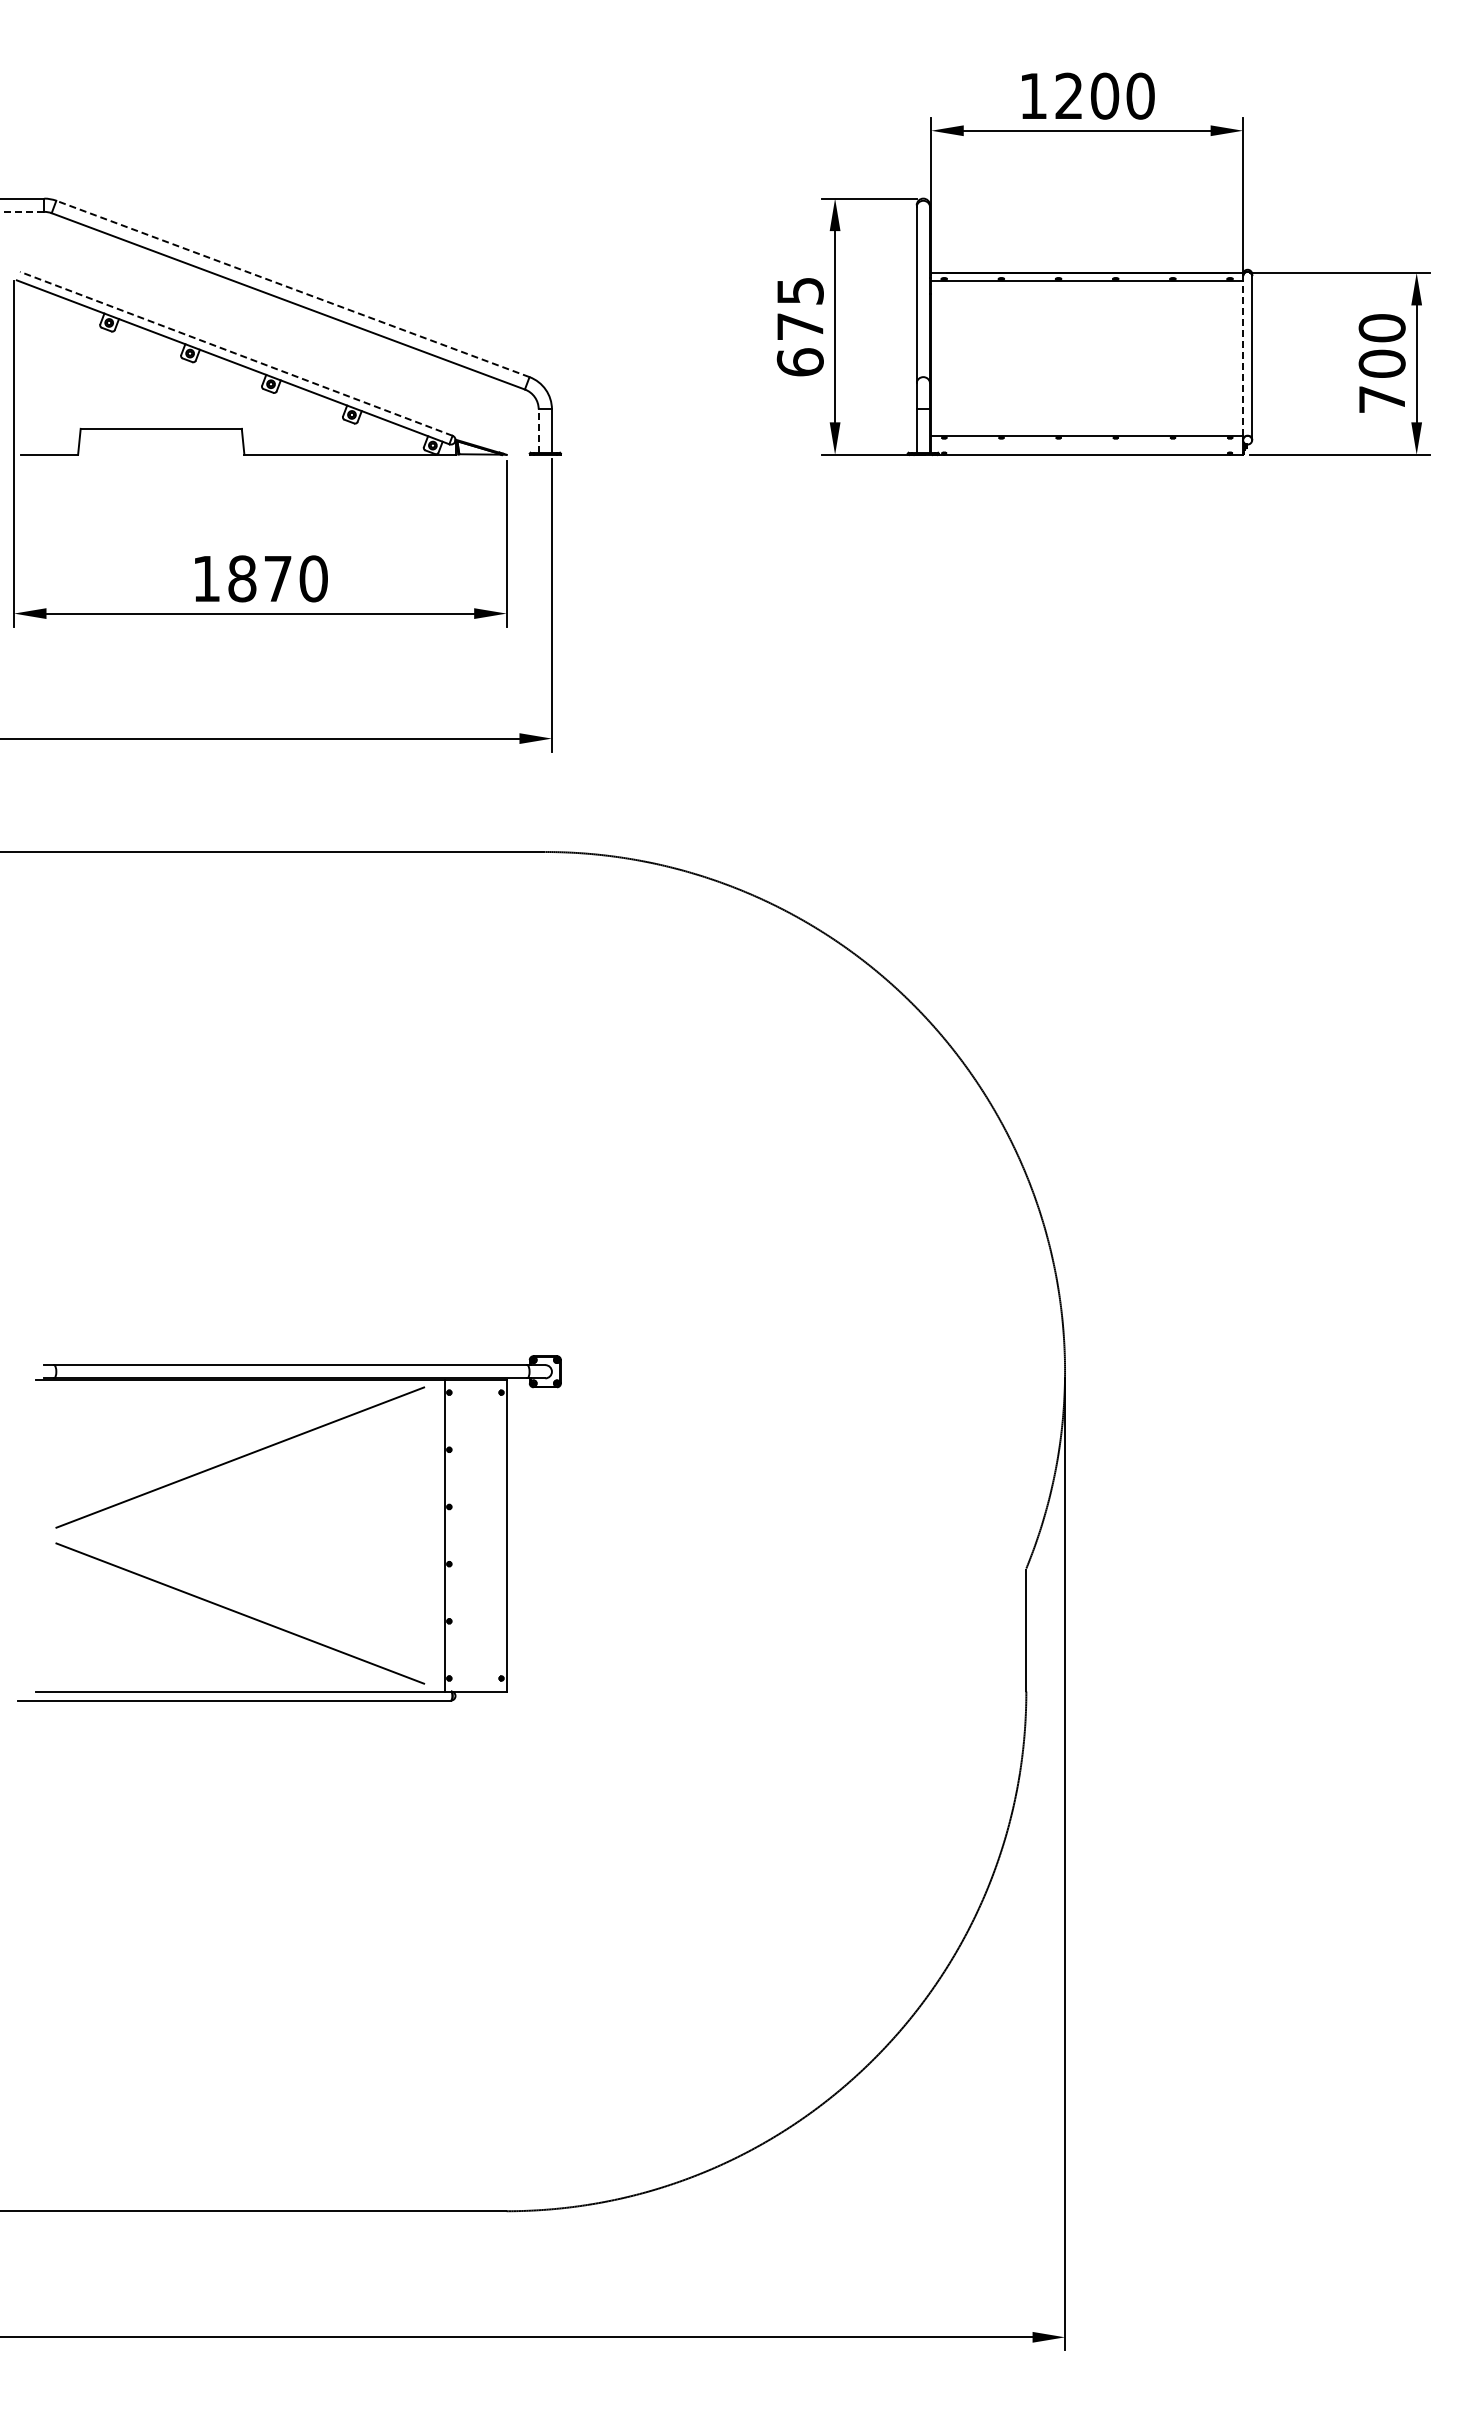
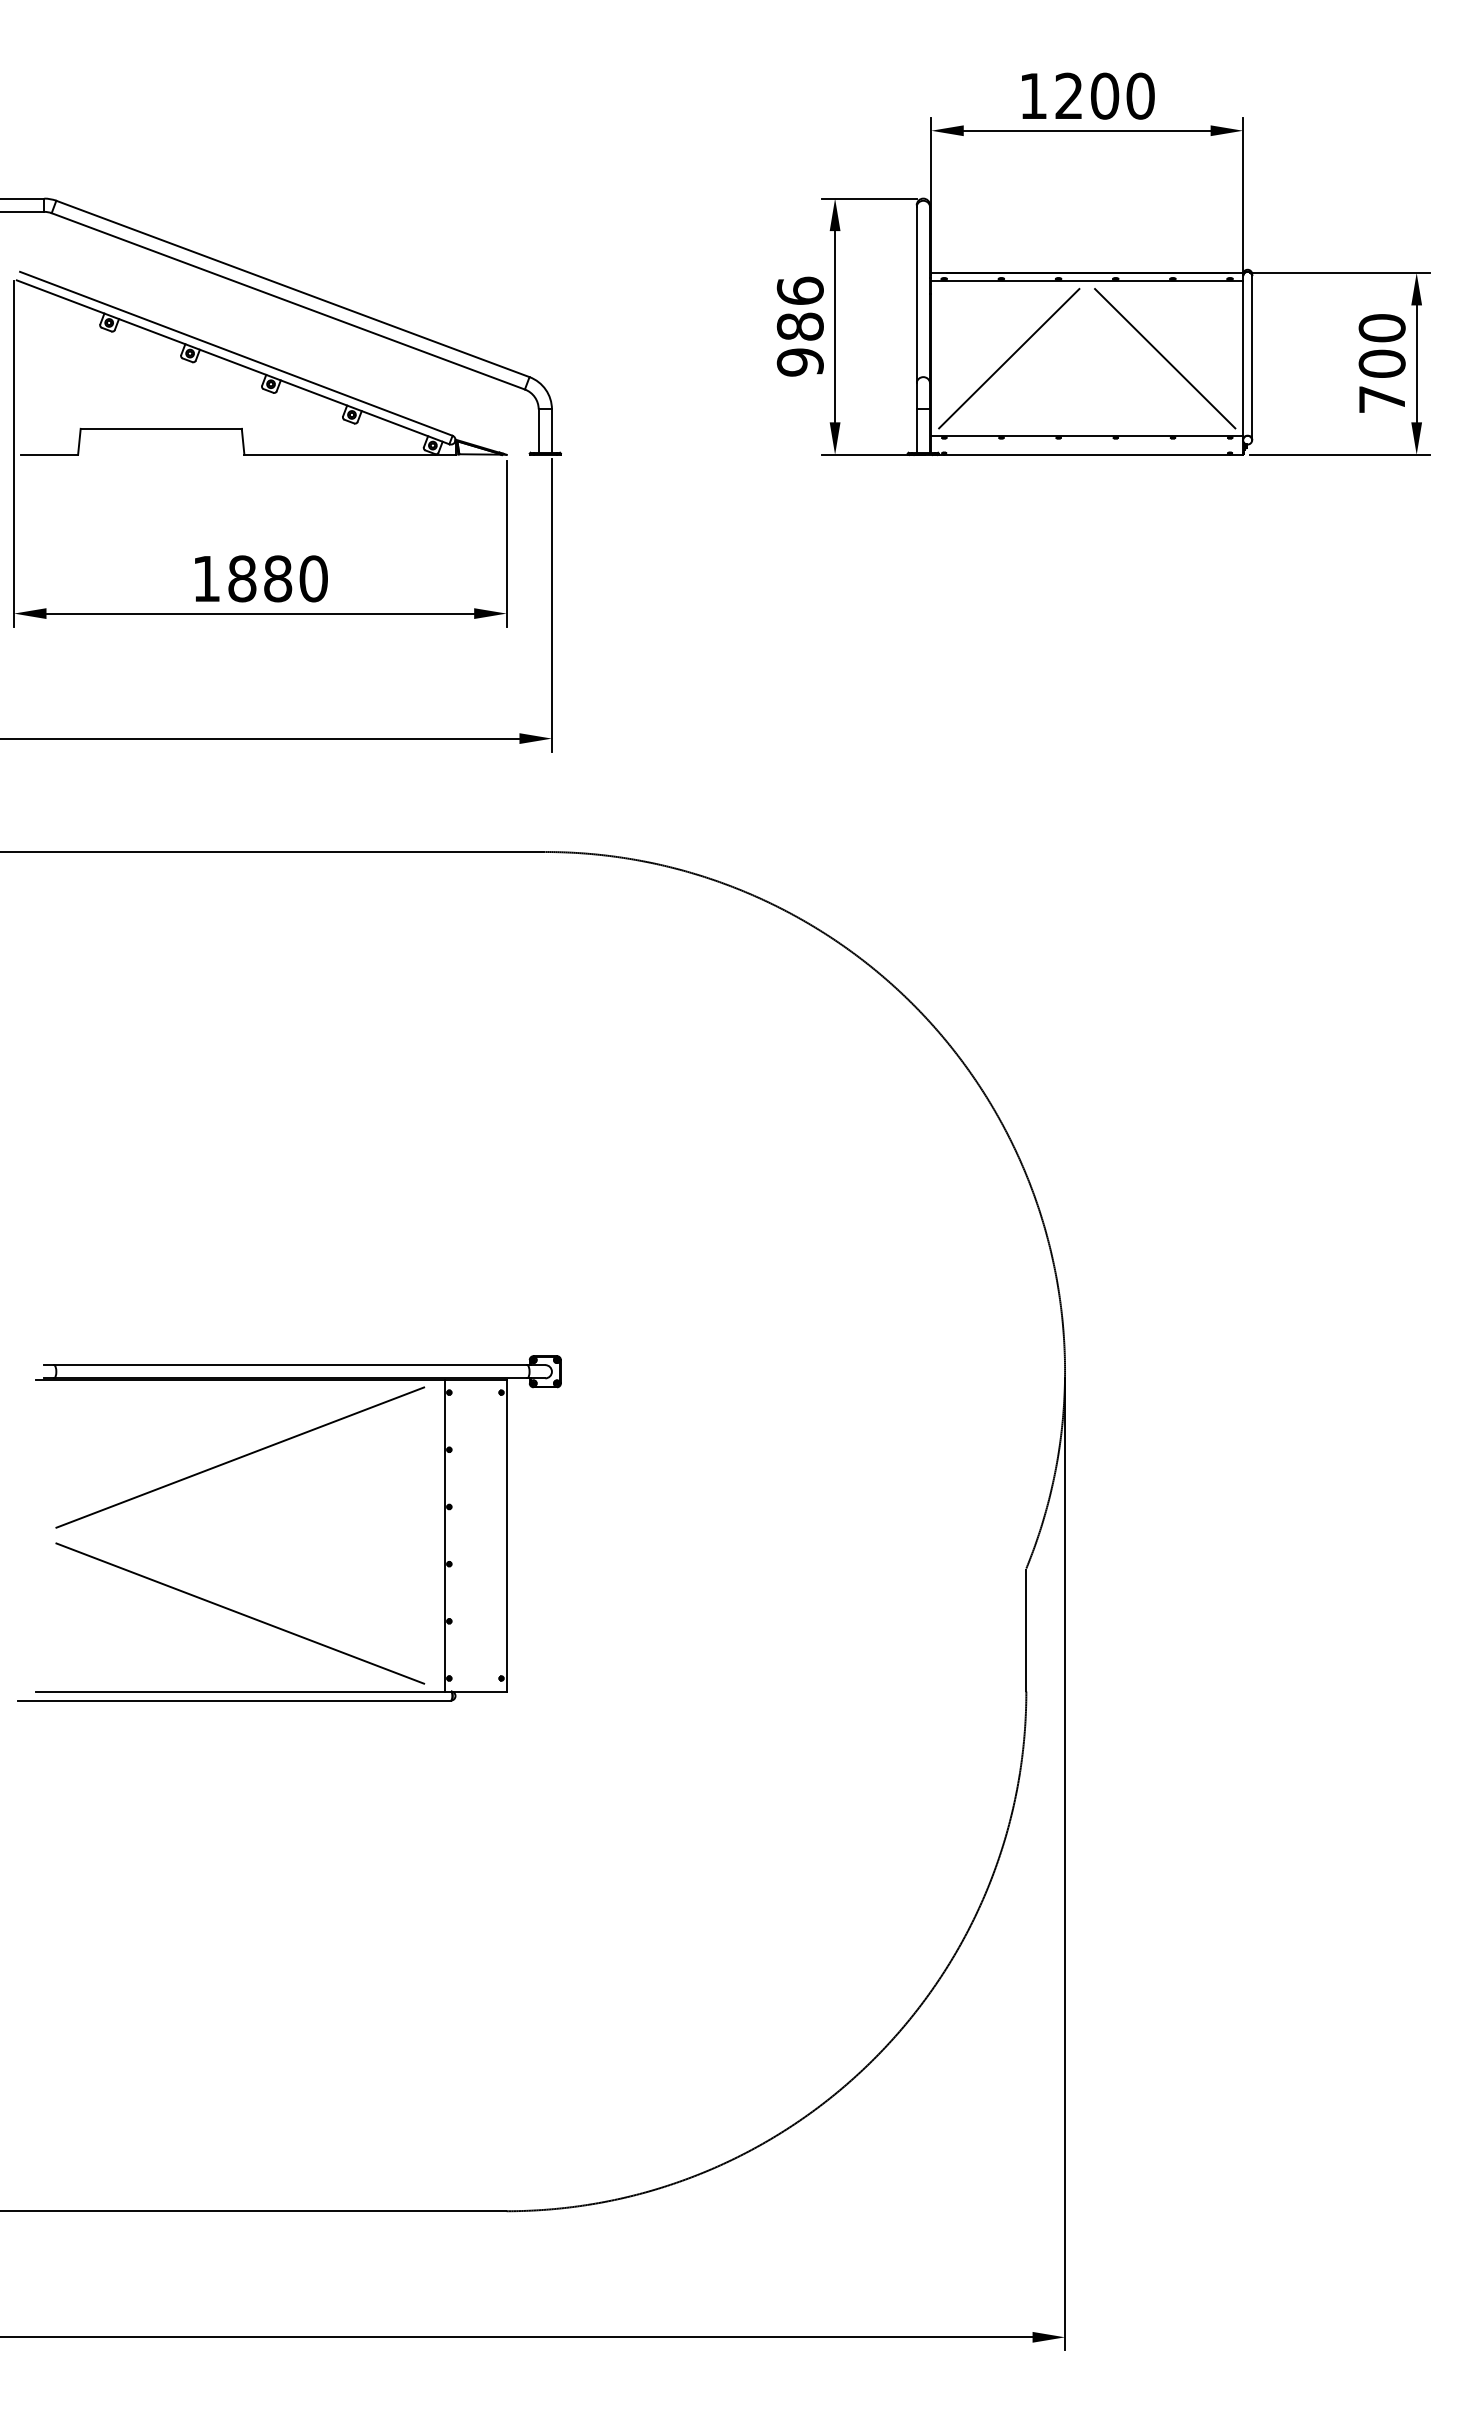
line: dashed -> solid (22, 211)
line: dashed -> solid (292, 288)
text: 675 -> 986 (799, 326)
line: dashed -> solid (235, 353)
line: none -> present (1009, 358)
line: none -> present (1165, 358)
line: dashed -> solid (1243, 358)
line: dashed -> solid (538, 431)
text: 1870 -> 1880 (278, 578)
